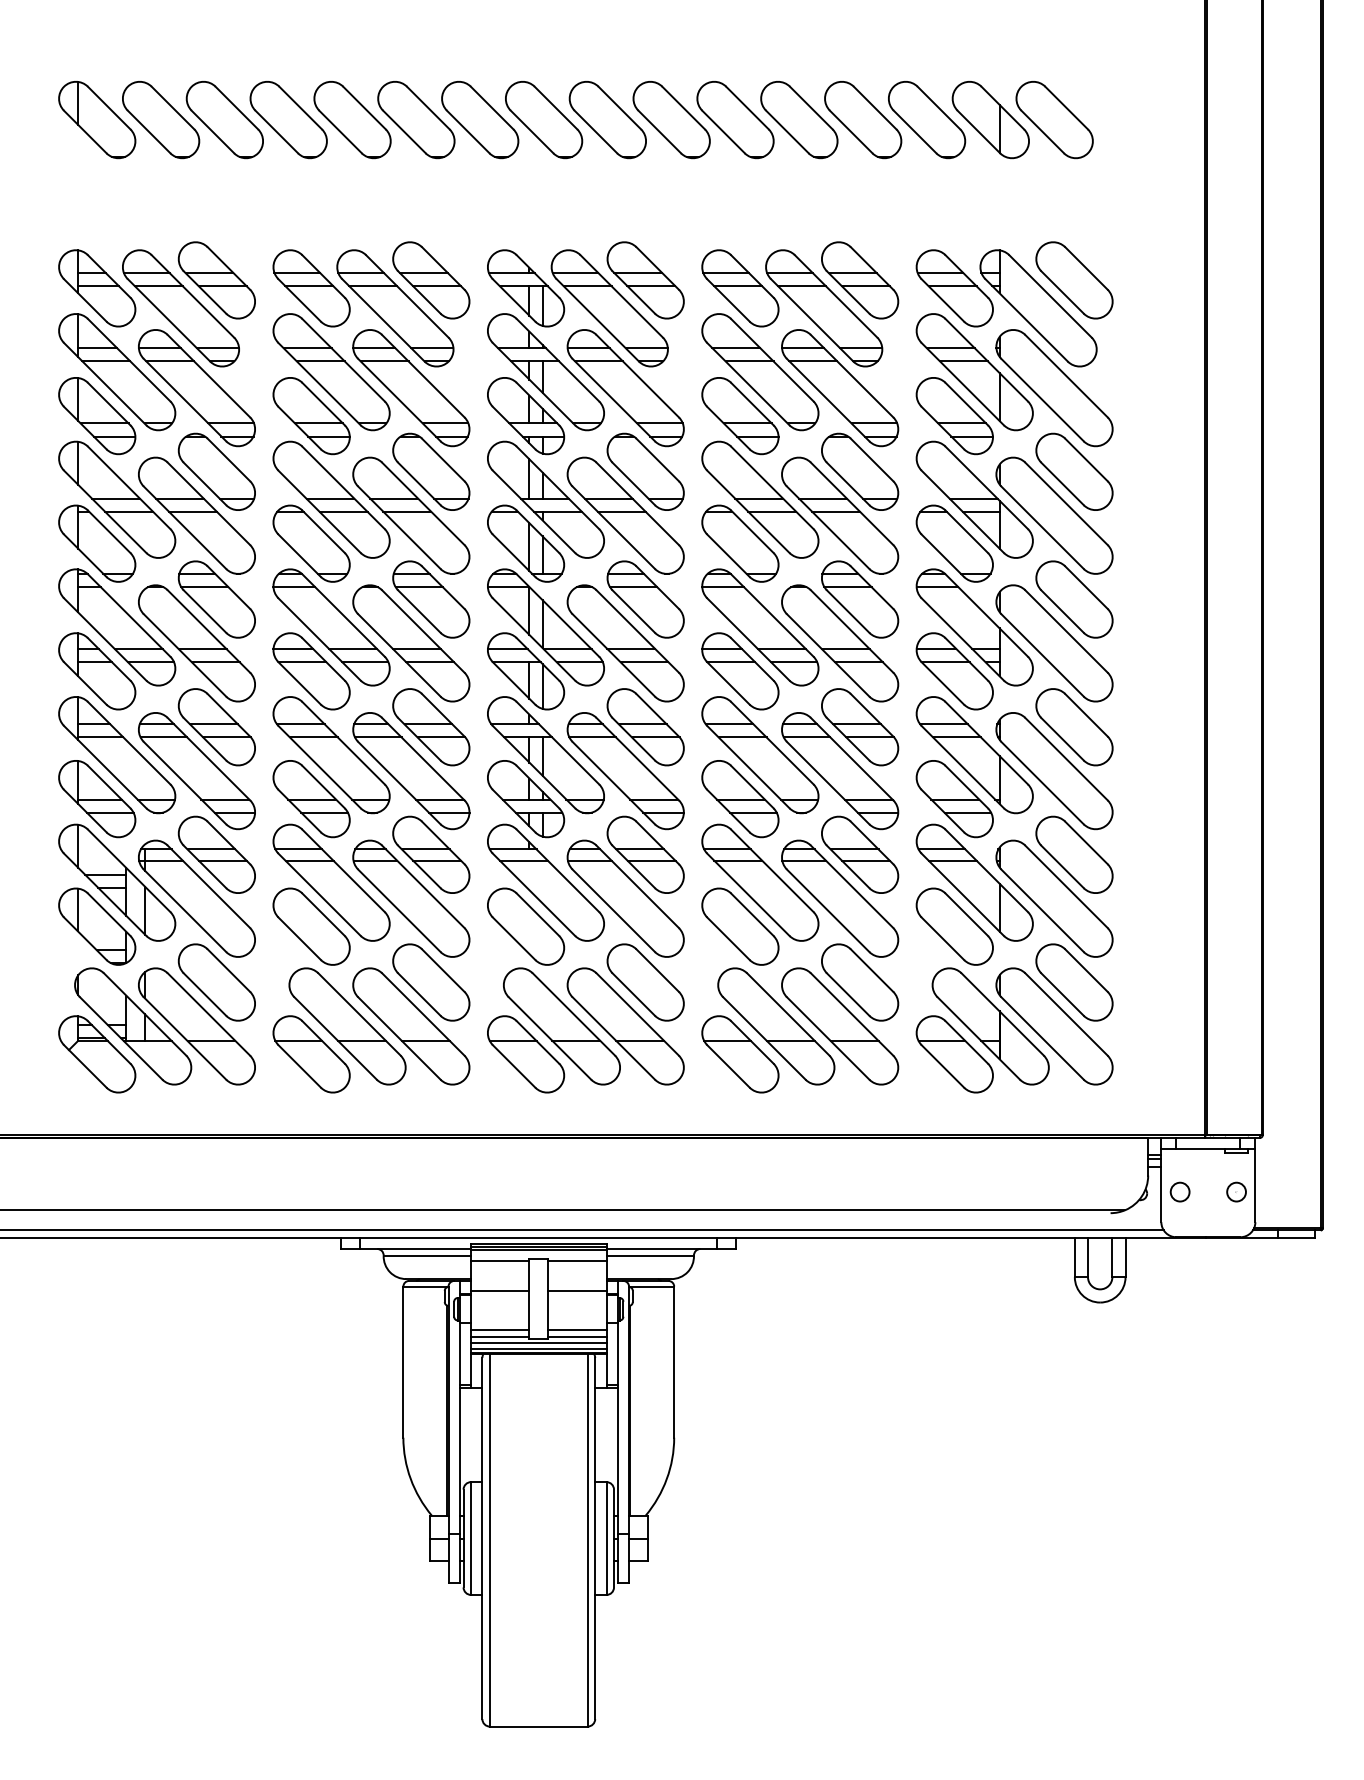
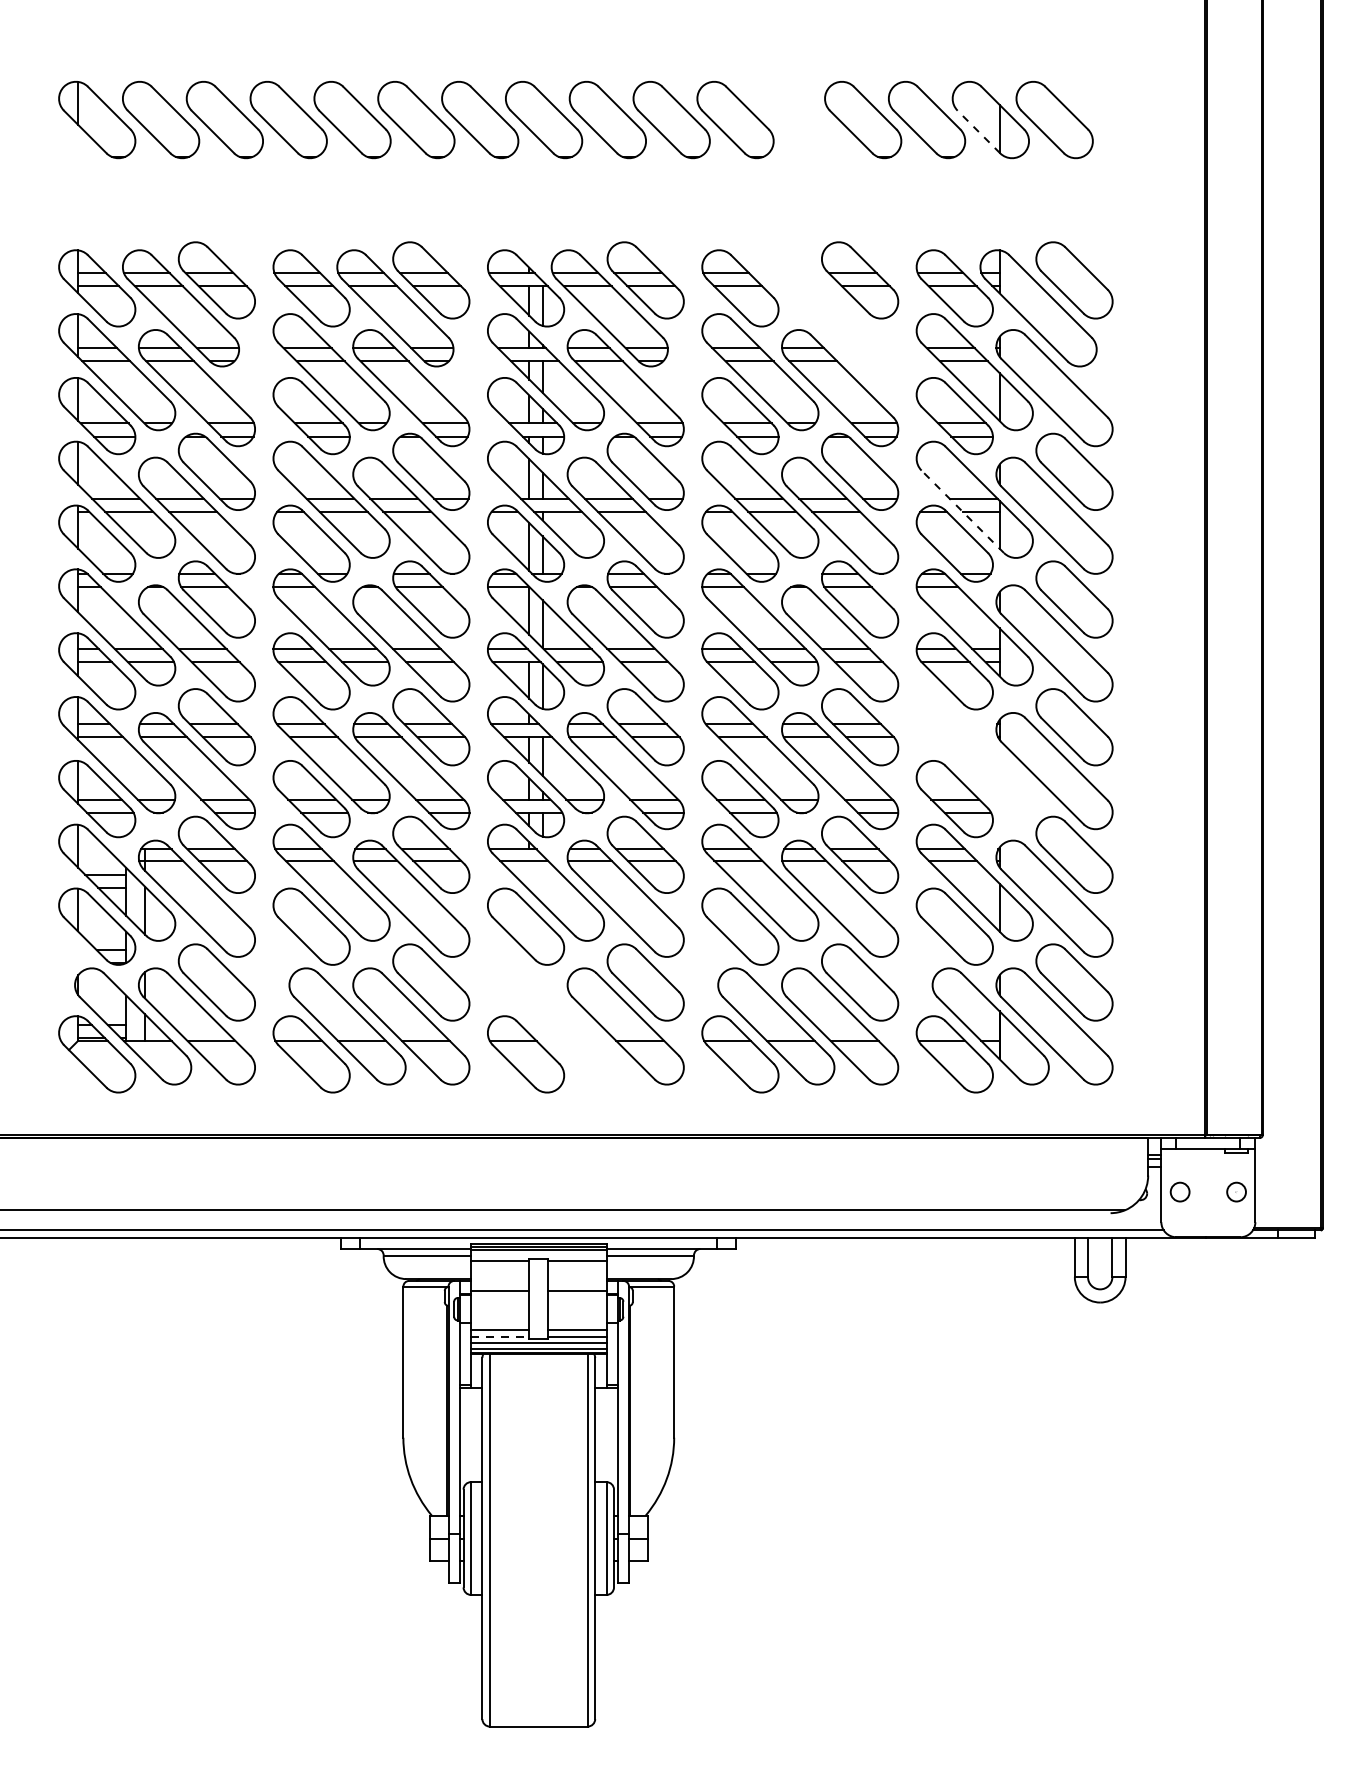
part: present -> none (799, 120)
line: solid -> dashed (978, 131)
part: present -> none (824, 308)
line: solid -> dashed (962, 511)
part: present -> none (974, 755)
part: present -> none (561, 1026)
line: solid -> dashed (500, 1336)
